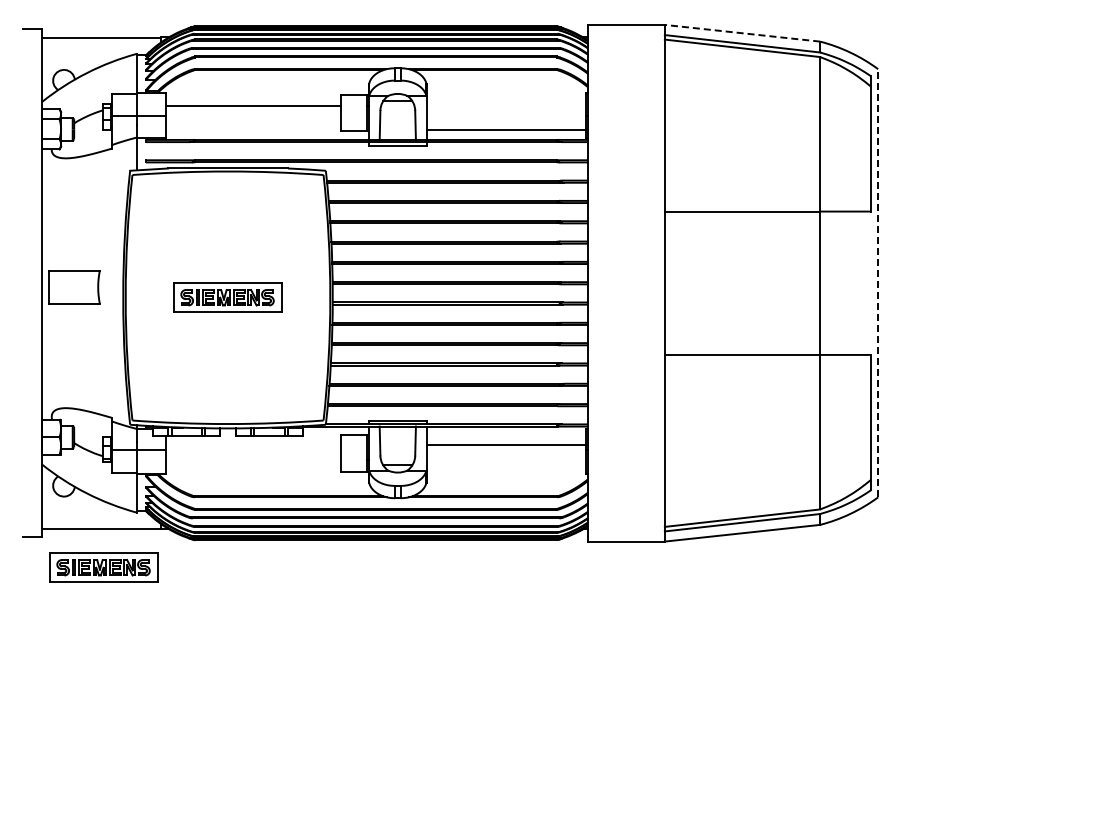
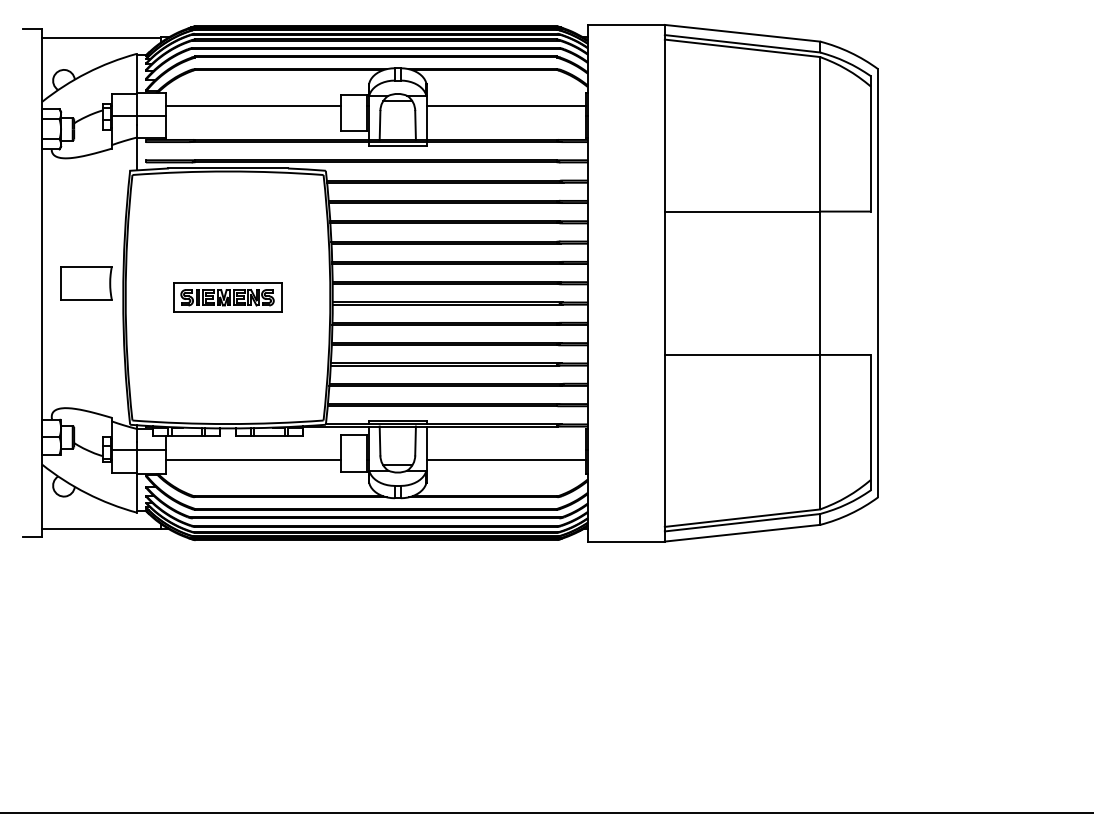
line: dashed -> solid (742, 33)
line position: (506, 130) -> (506, 106) (506, 106)
line: dashed -> solid (878, 282)
part position: (74, 287) -> (86, 283) (86, 283)
line position: (506, 445) -> (506, 460) (506, 460)
line: none -> present (253, 460)
part: present -> none (103, 567)
line: none -> present (546, 813)
